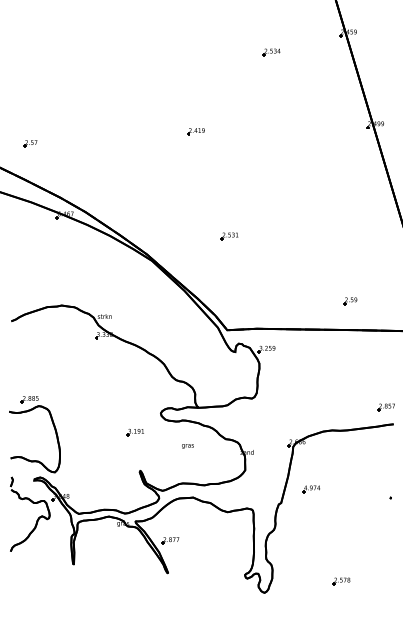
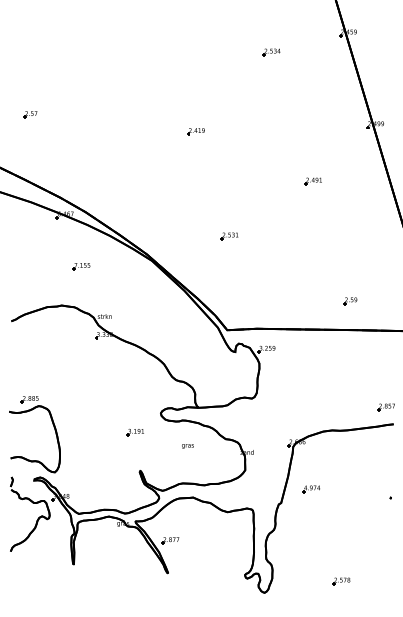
part position: (30, 143) -> (30, 114) (30, 114)
part: none -> present (312, 181)
part: none -> present (81, 266)
